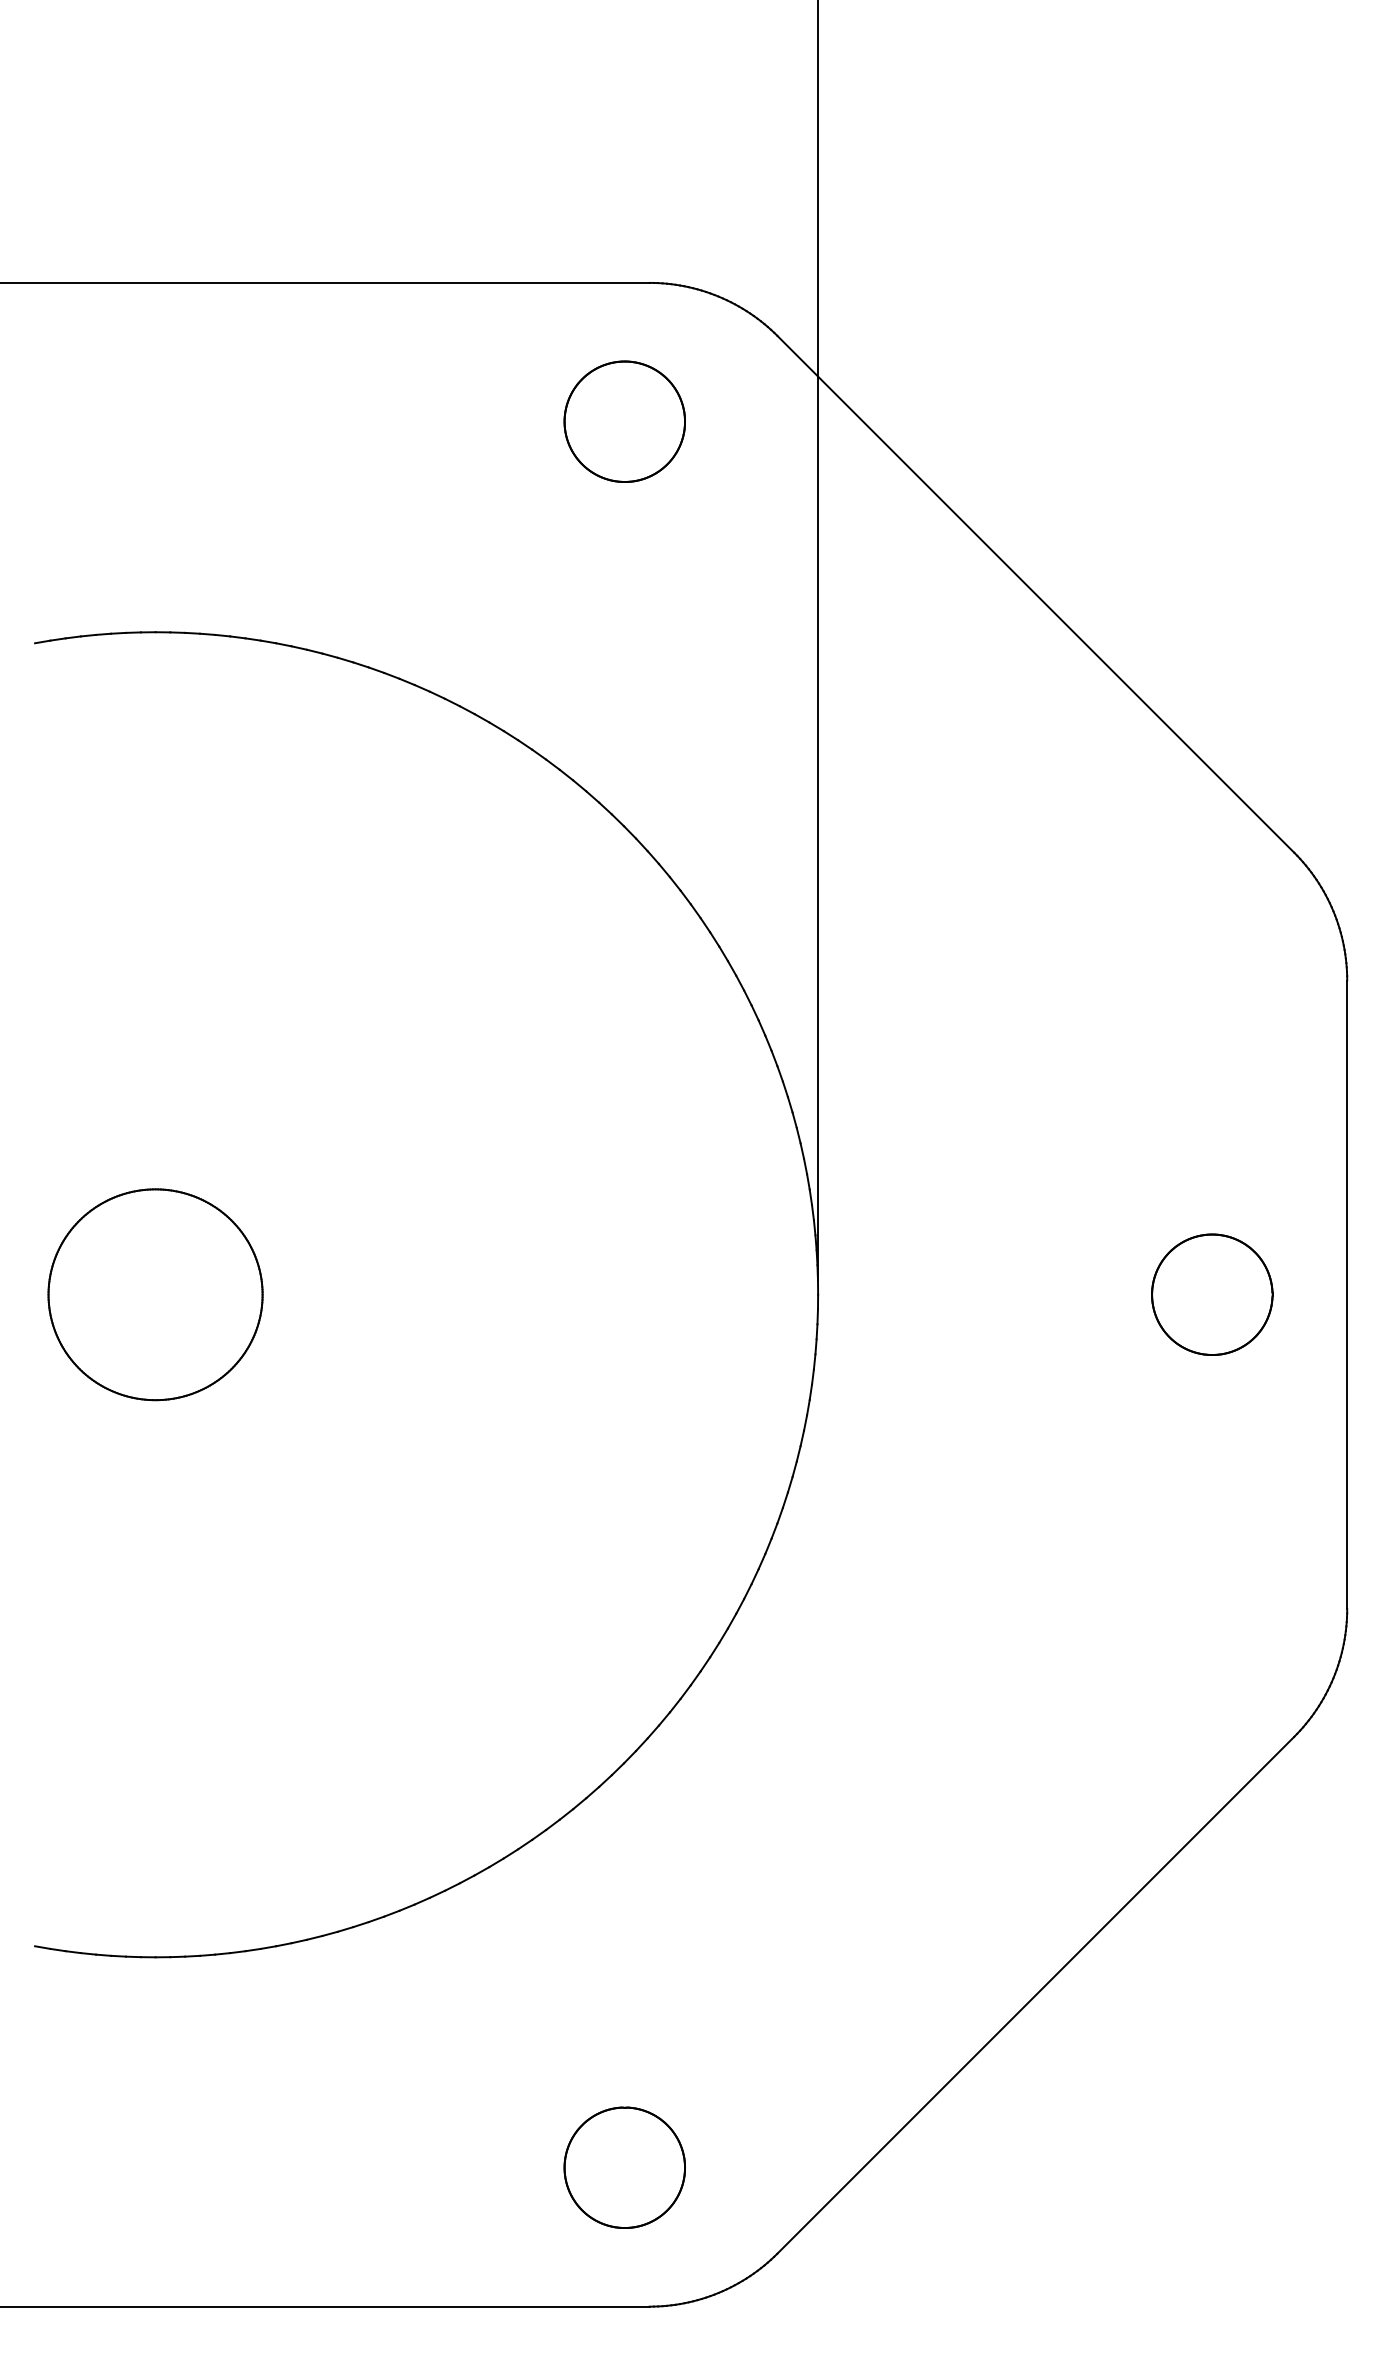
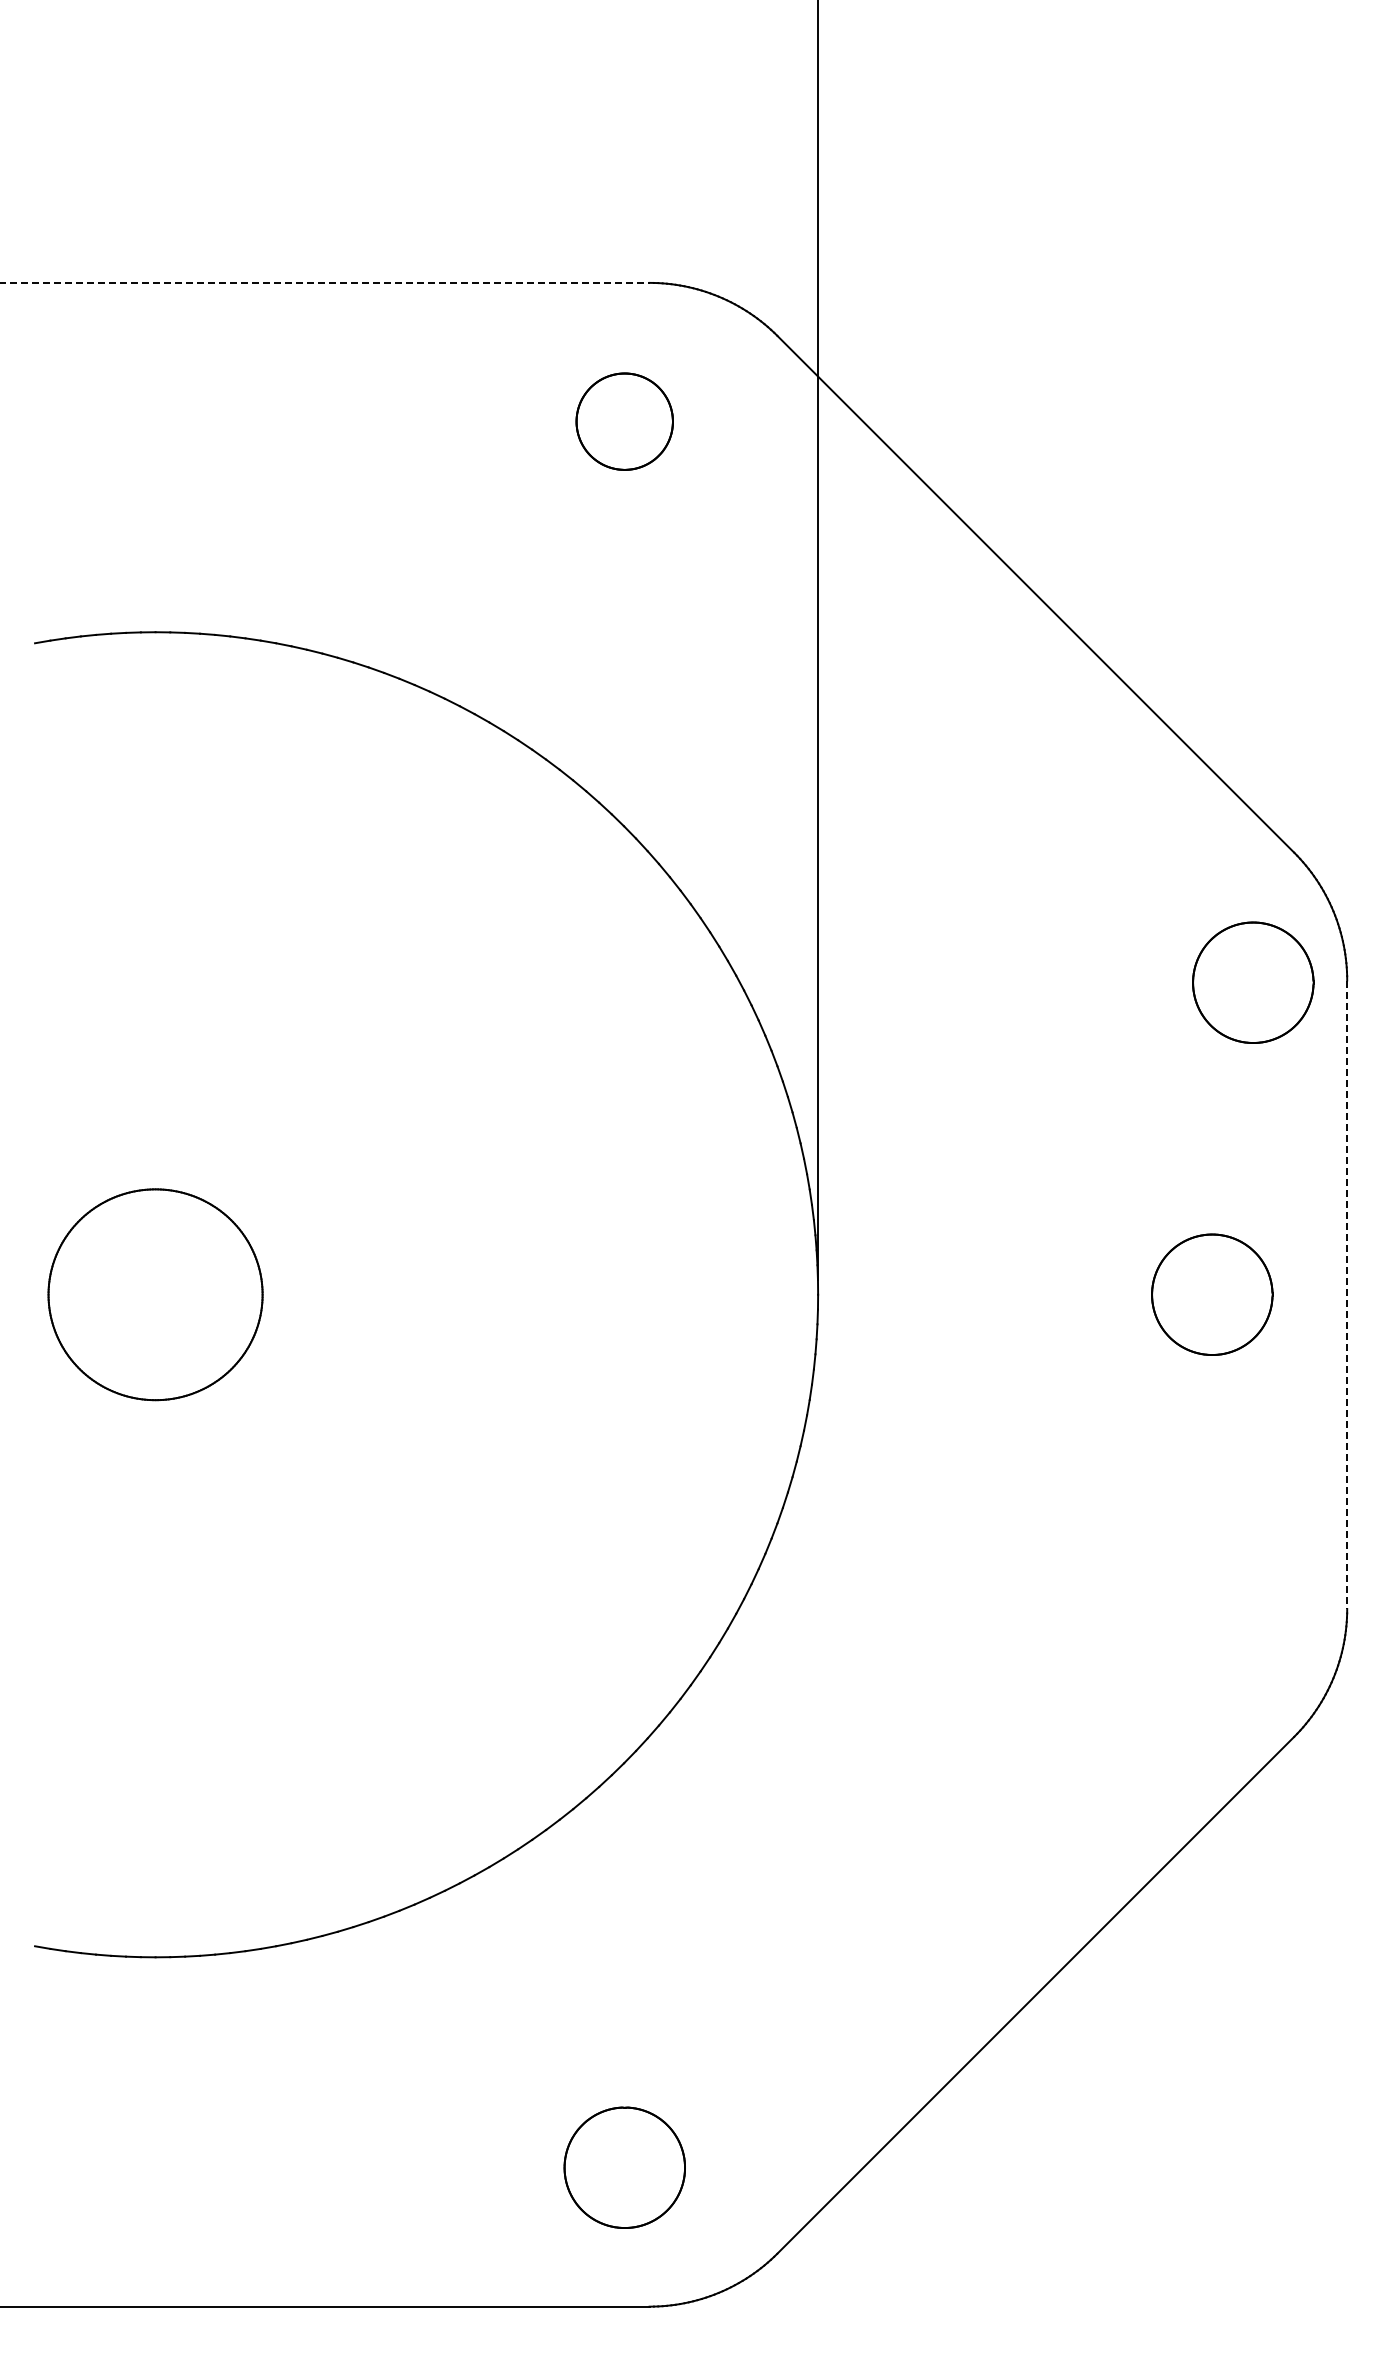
line: solid -> dashed (325, 282)
part size: 123x123 px -> 99x99 px (624, 421)
part: none -> present (1253, 982)
line: solid -> dashed (1347, 1295)
